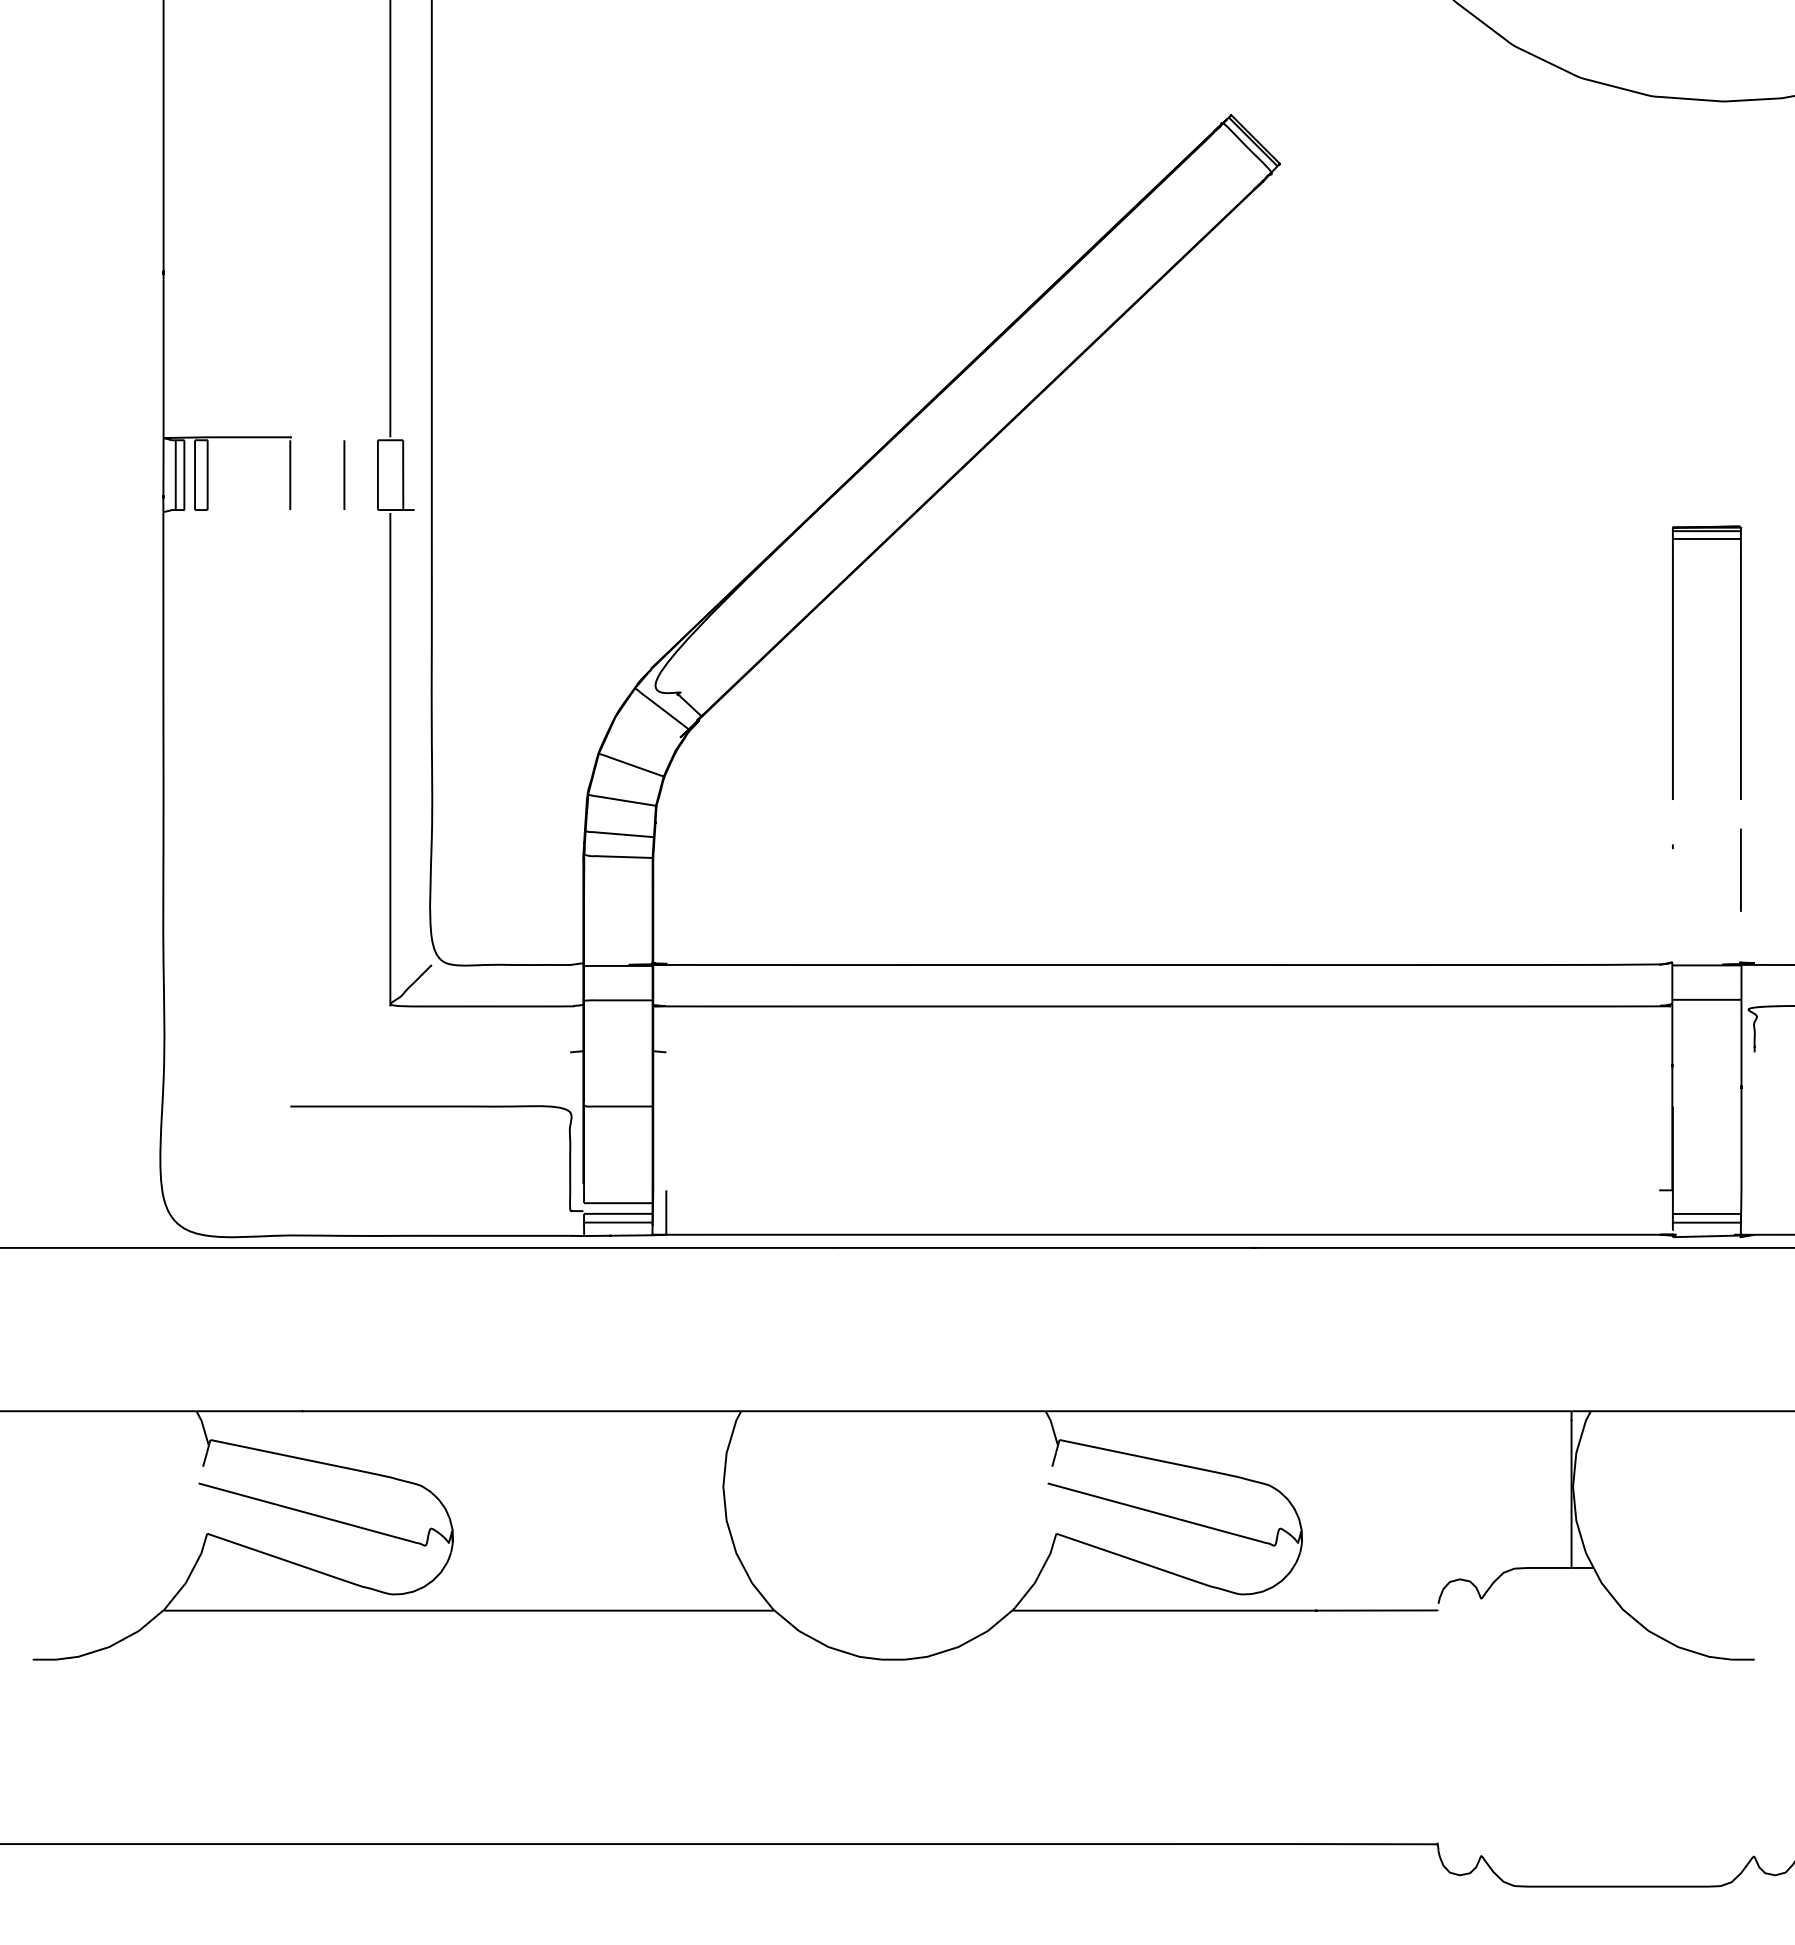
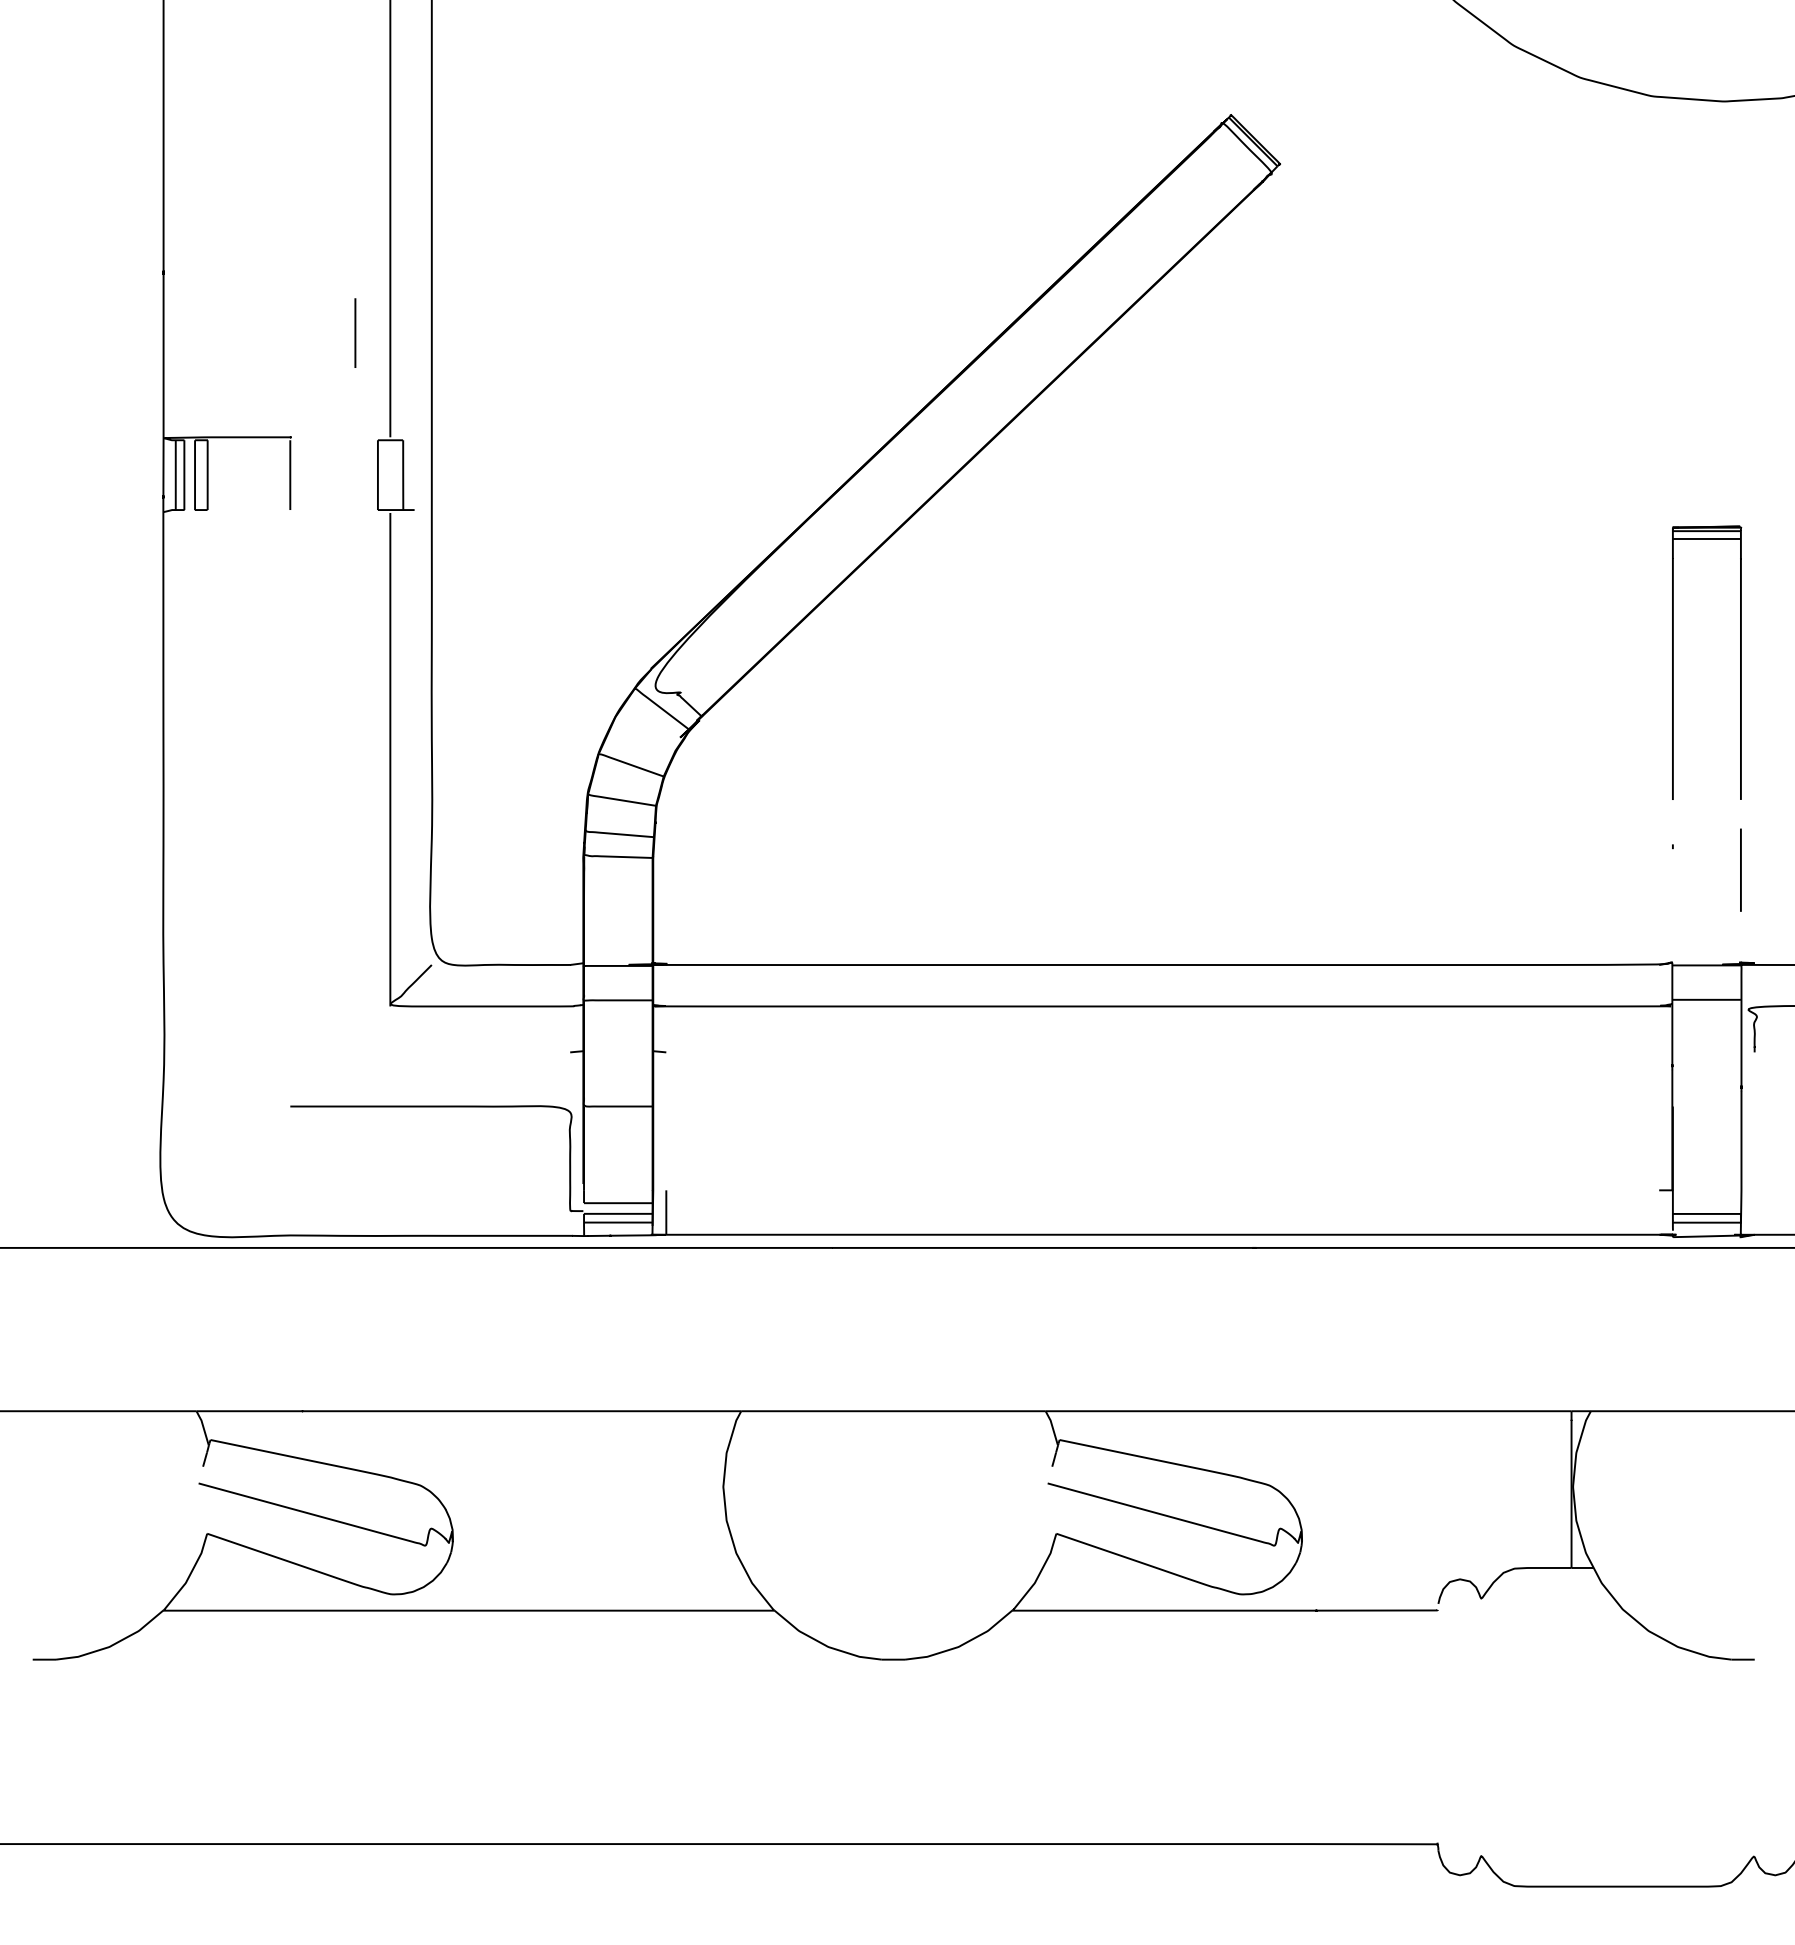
line position: (344, 474) -> (355, 332) (355, 332)
